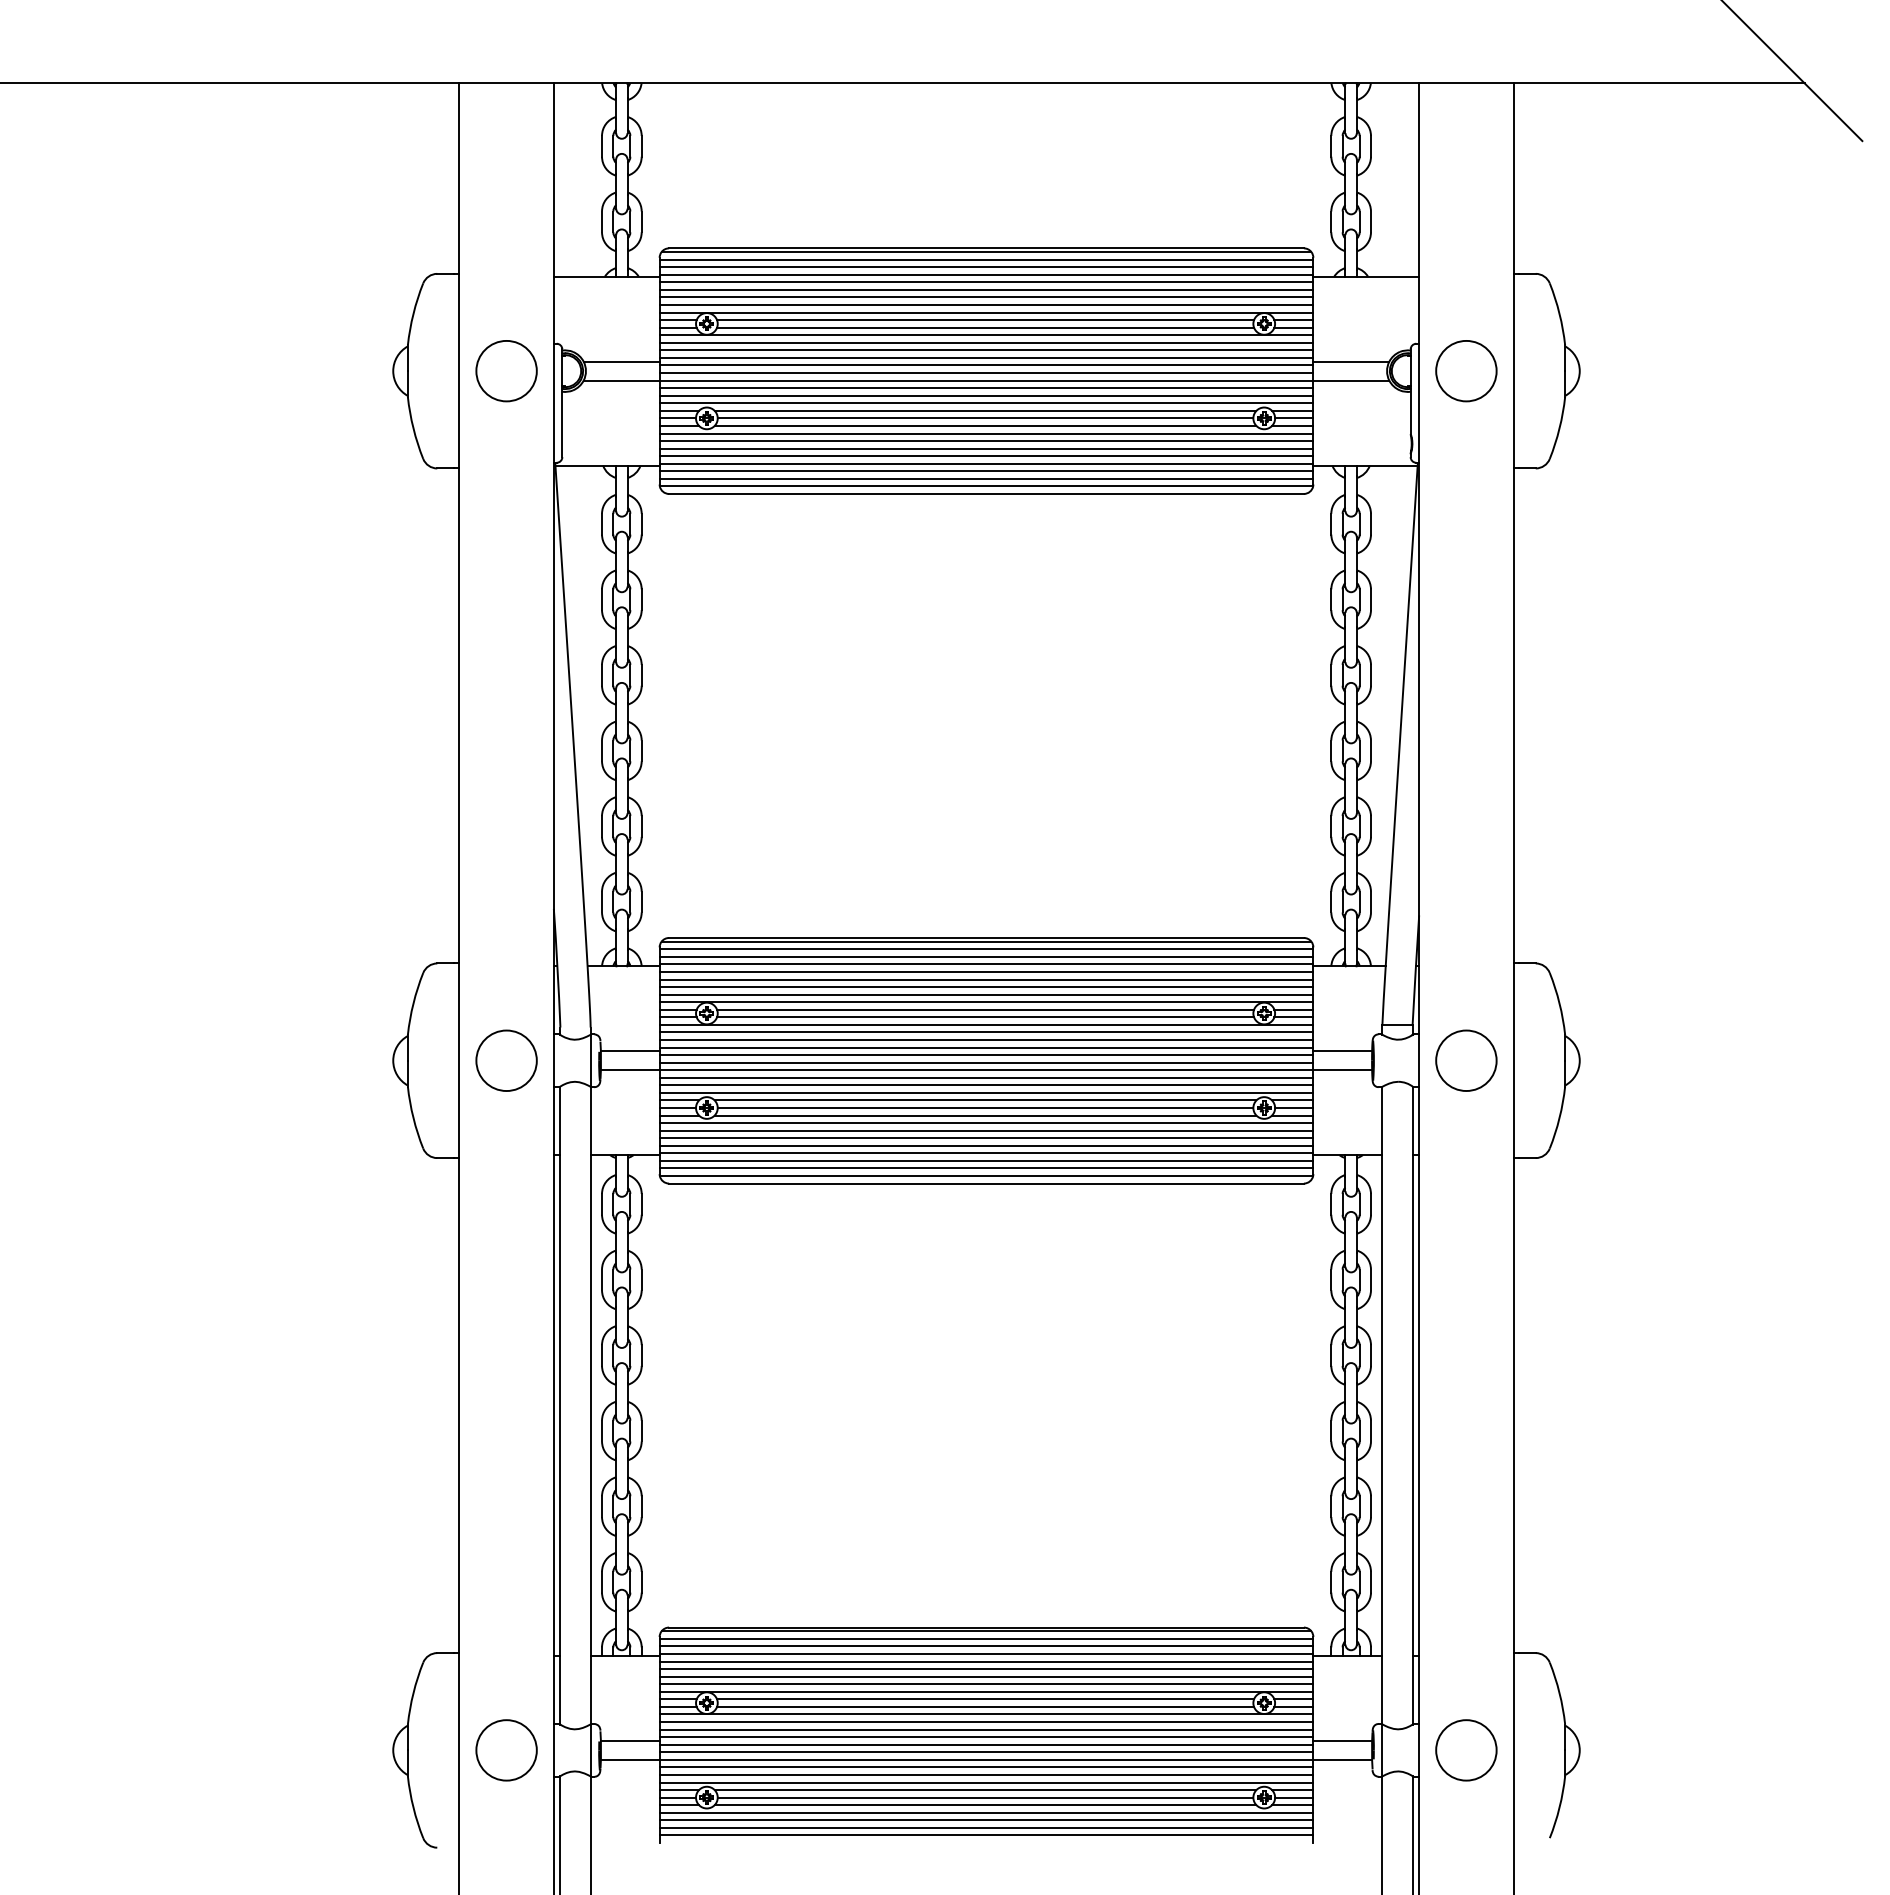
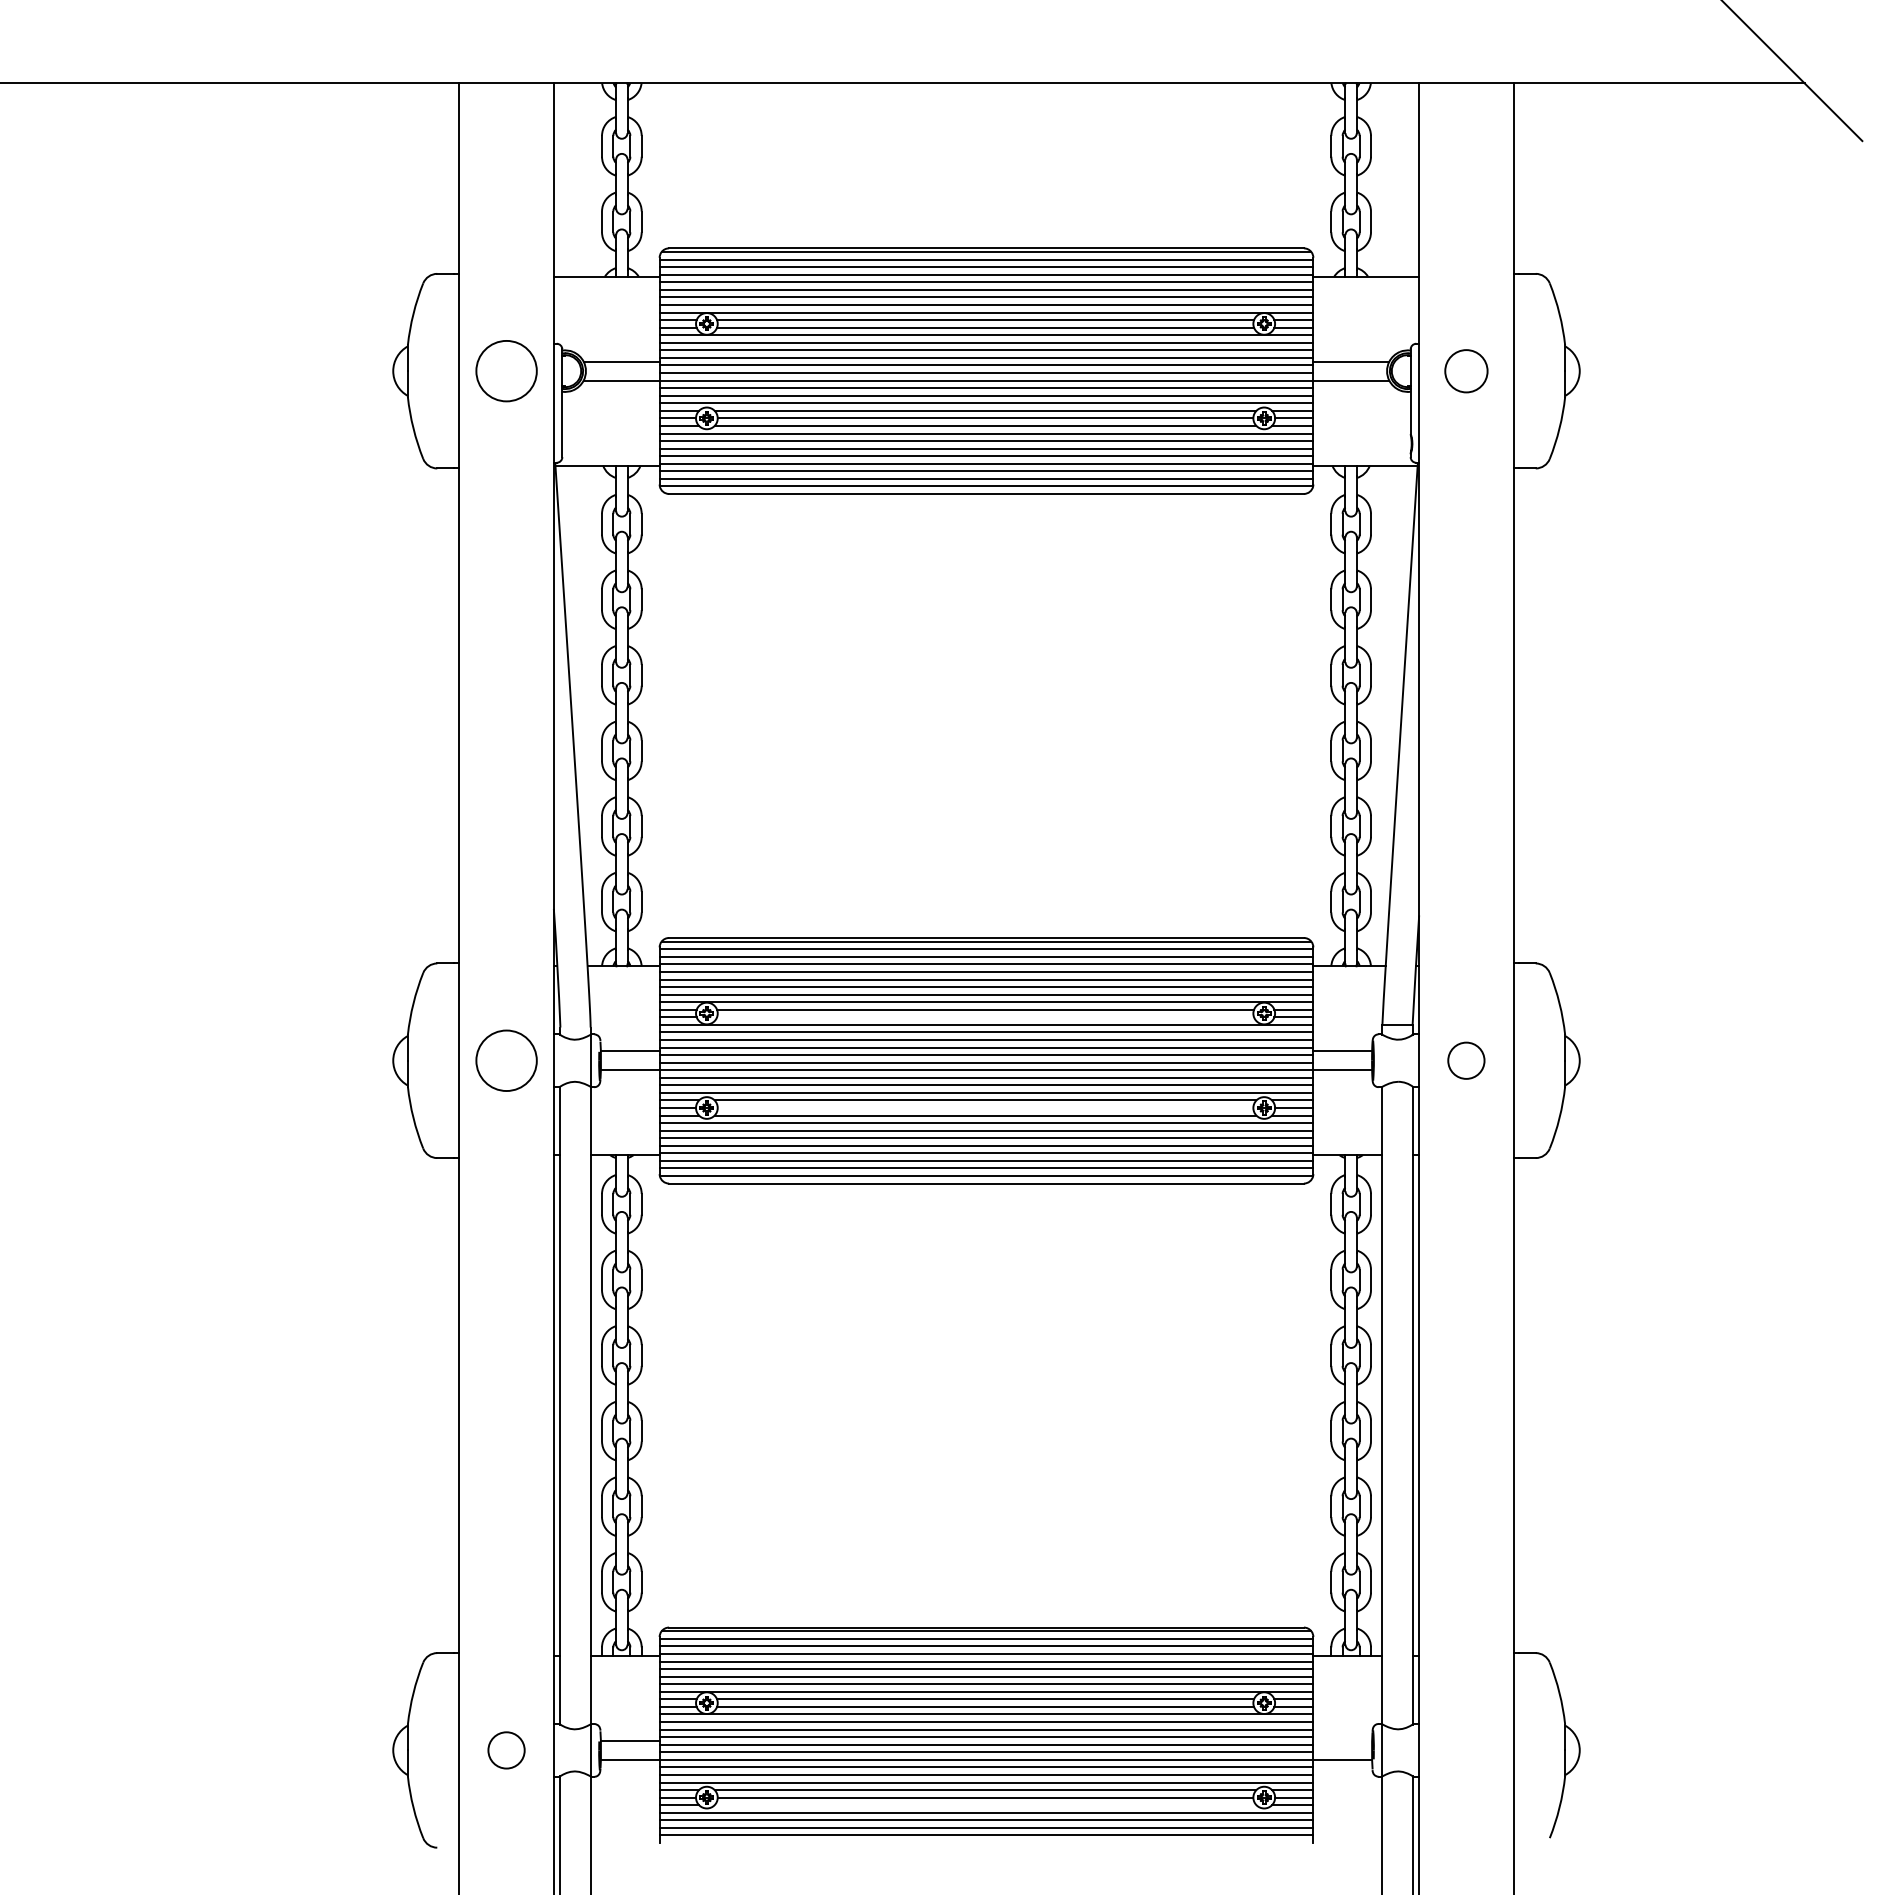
circle size: 63x63 px -> 45x45 px (1466, 371)
line: present -> none (985, 1017)
circle diameter: 60 px -> 36 px (1466, 1060)
line: present -> none (985, 1108)
line: present -> none (1342, 1740)
circle size: 63x63 px -> 39x39 px (506, 1750)
circle: present -> none (1466, 1750)
line: present -> none (985, 1805)
